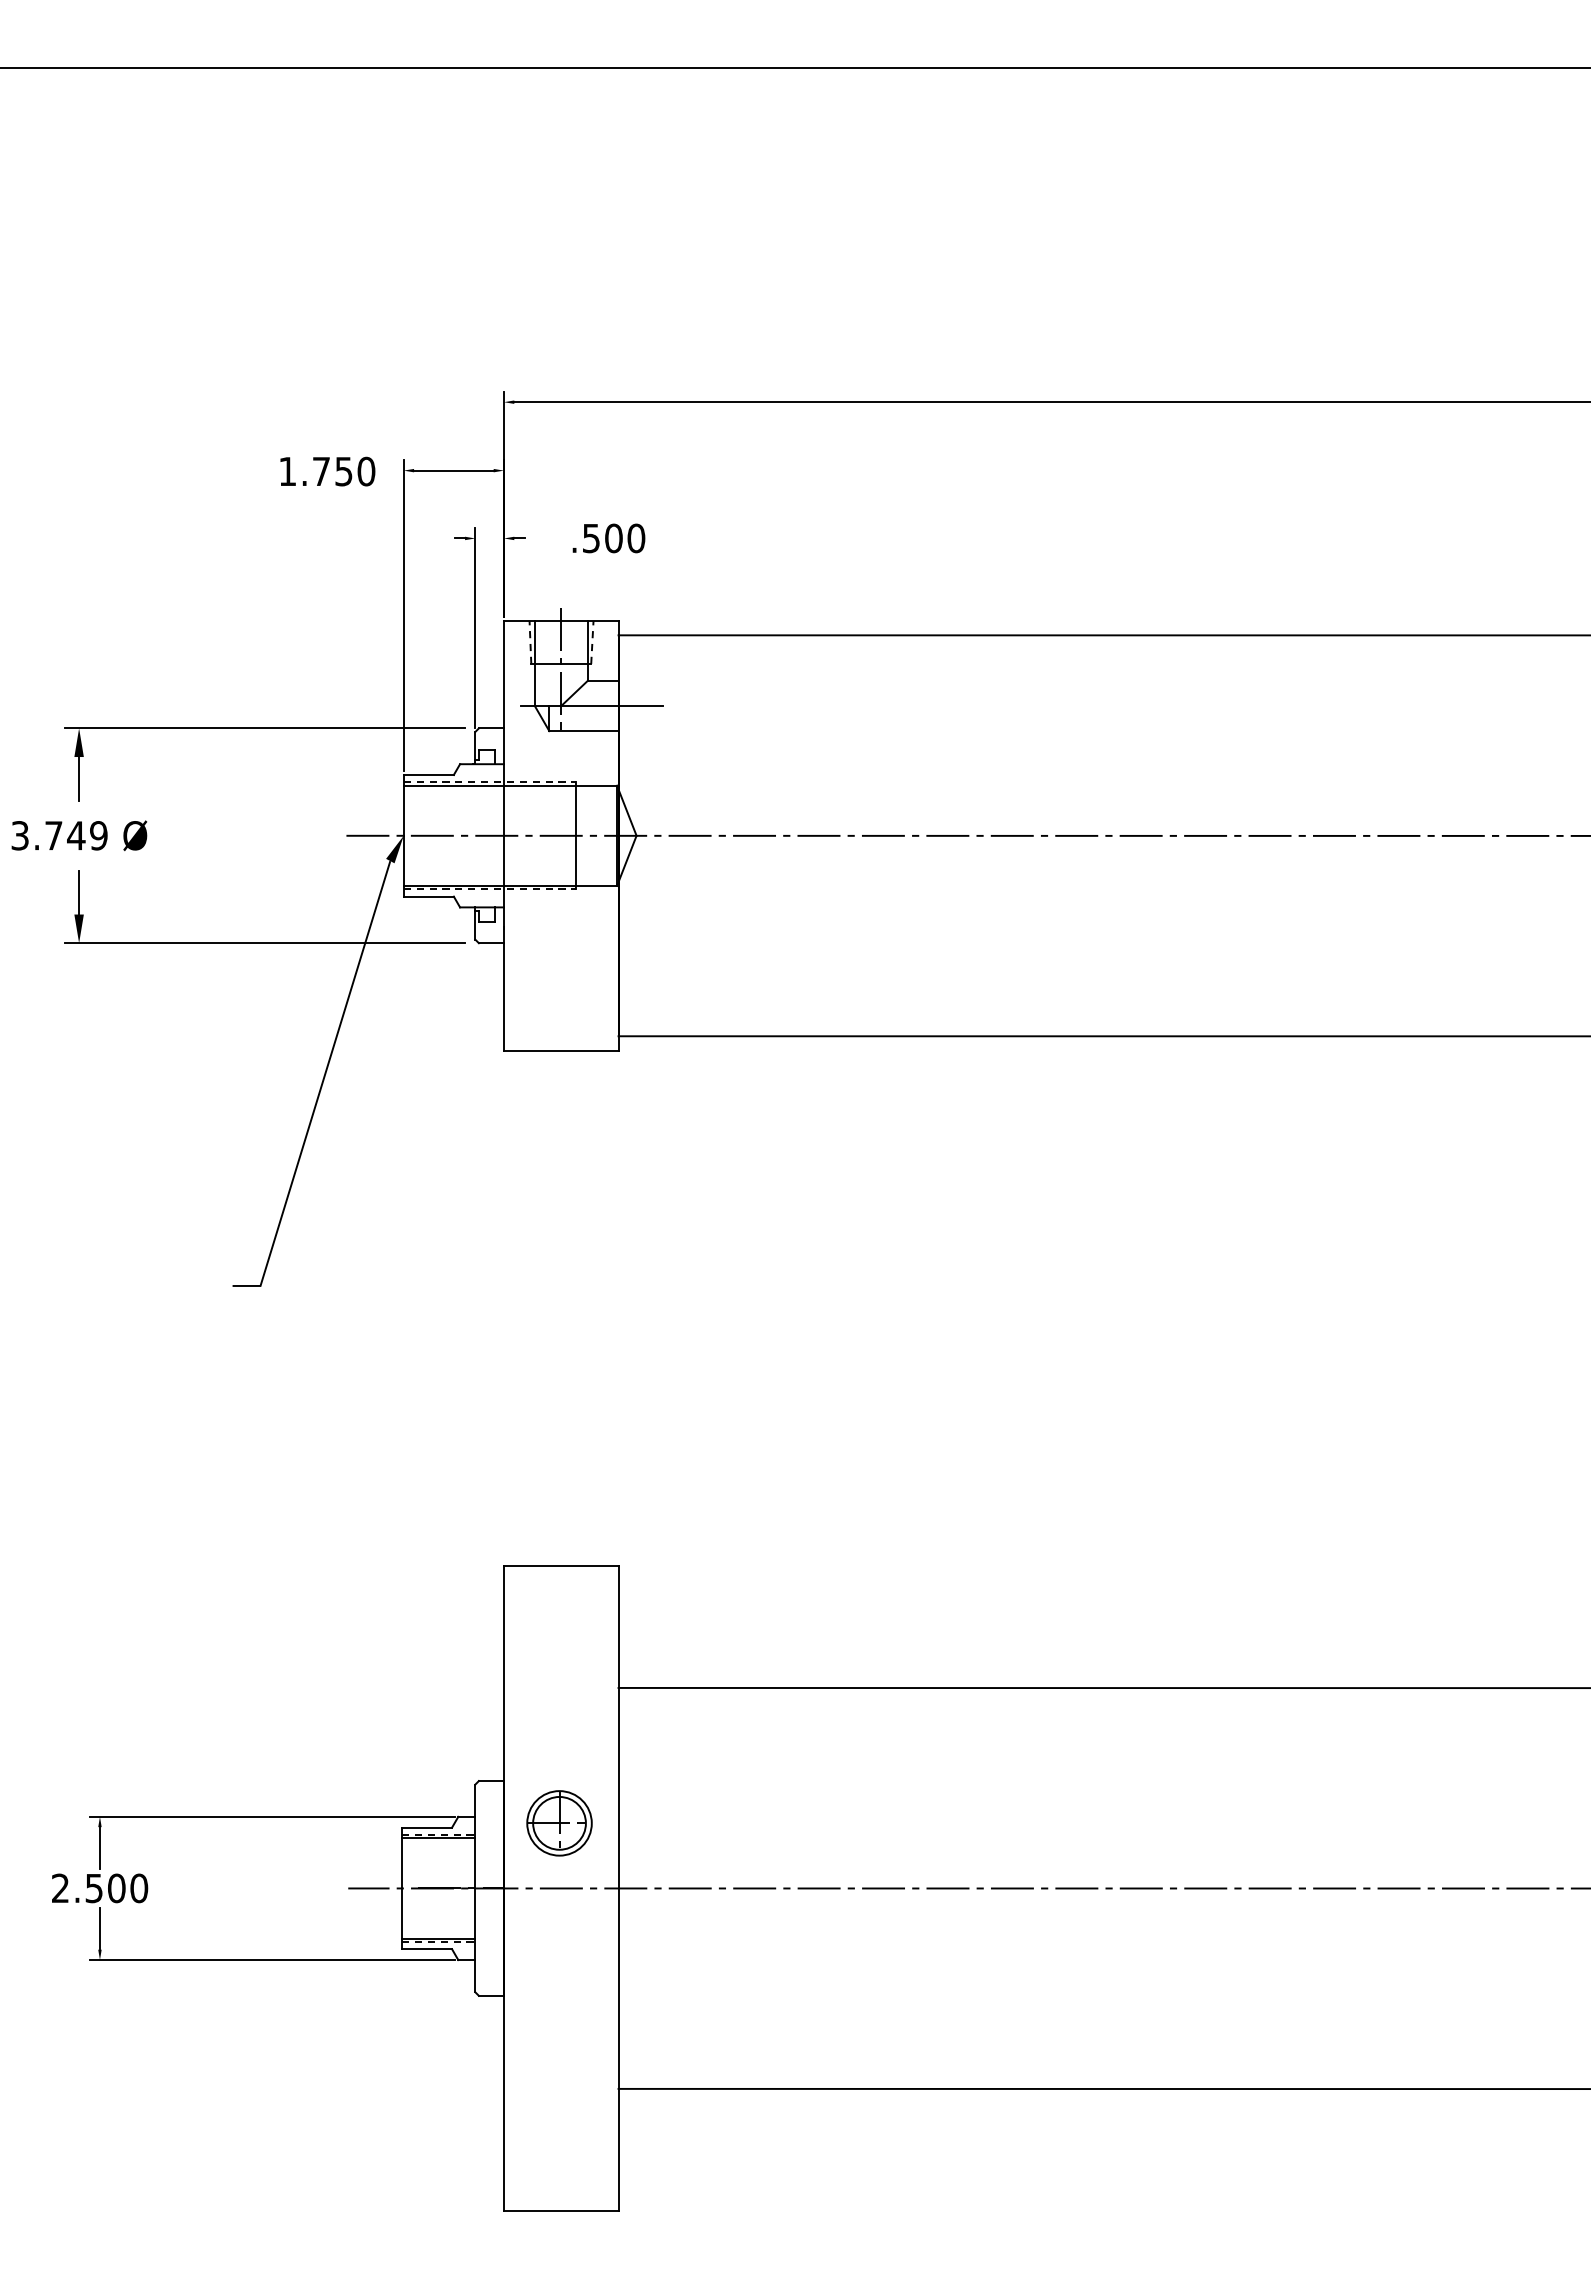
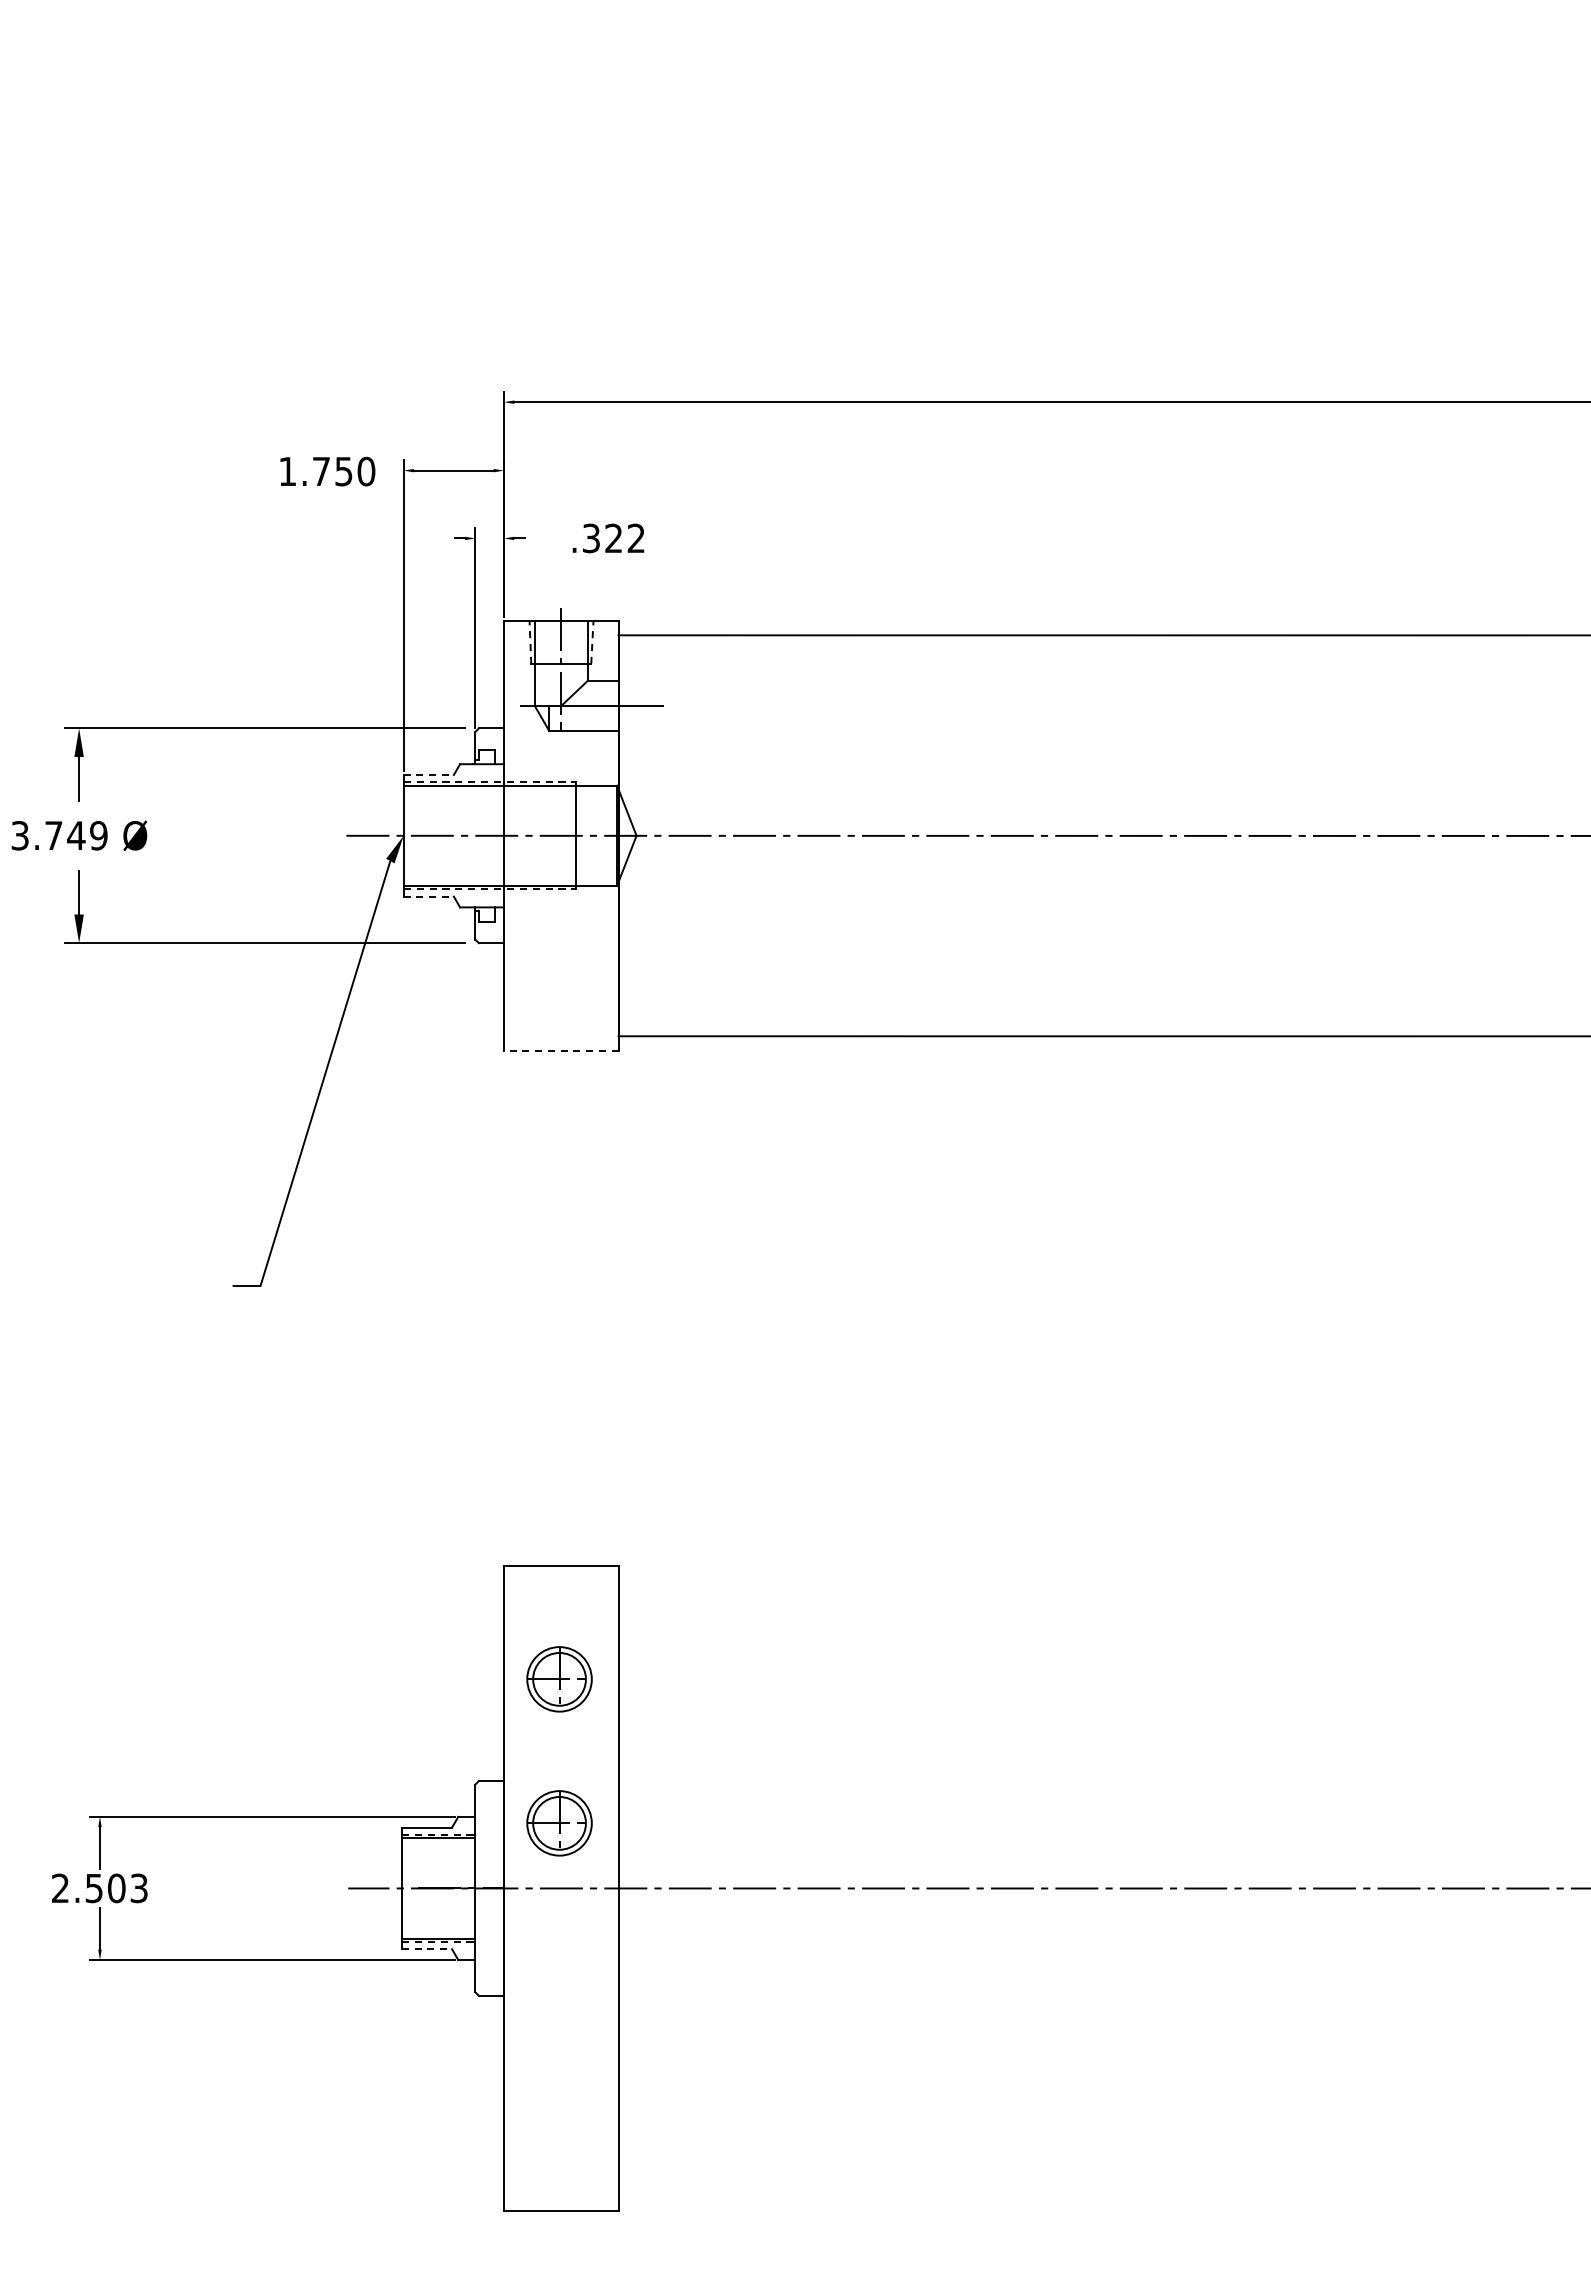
line: present -> none (794, 68)
text: .500 -> .322 (614, 538)
line: solid -> dashed (429, 774)
line: solid -> dashed (429, 896)
line: solid -> dashed (560, 1050)
part: none -> present (559, 1679)
line: present -> none (1102, 1687)
text: 2.500 -> 2.503 (139, 1888)
line: solid -> dashed (427, 1949)
line: present -> none (1102, 2088)
